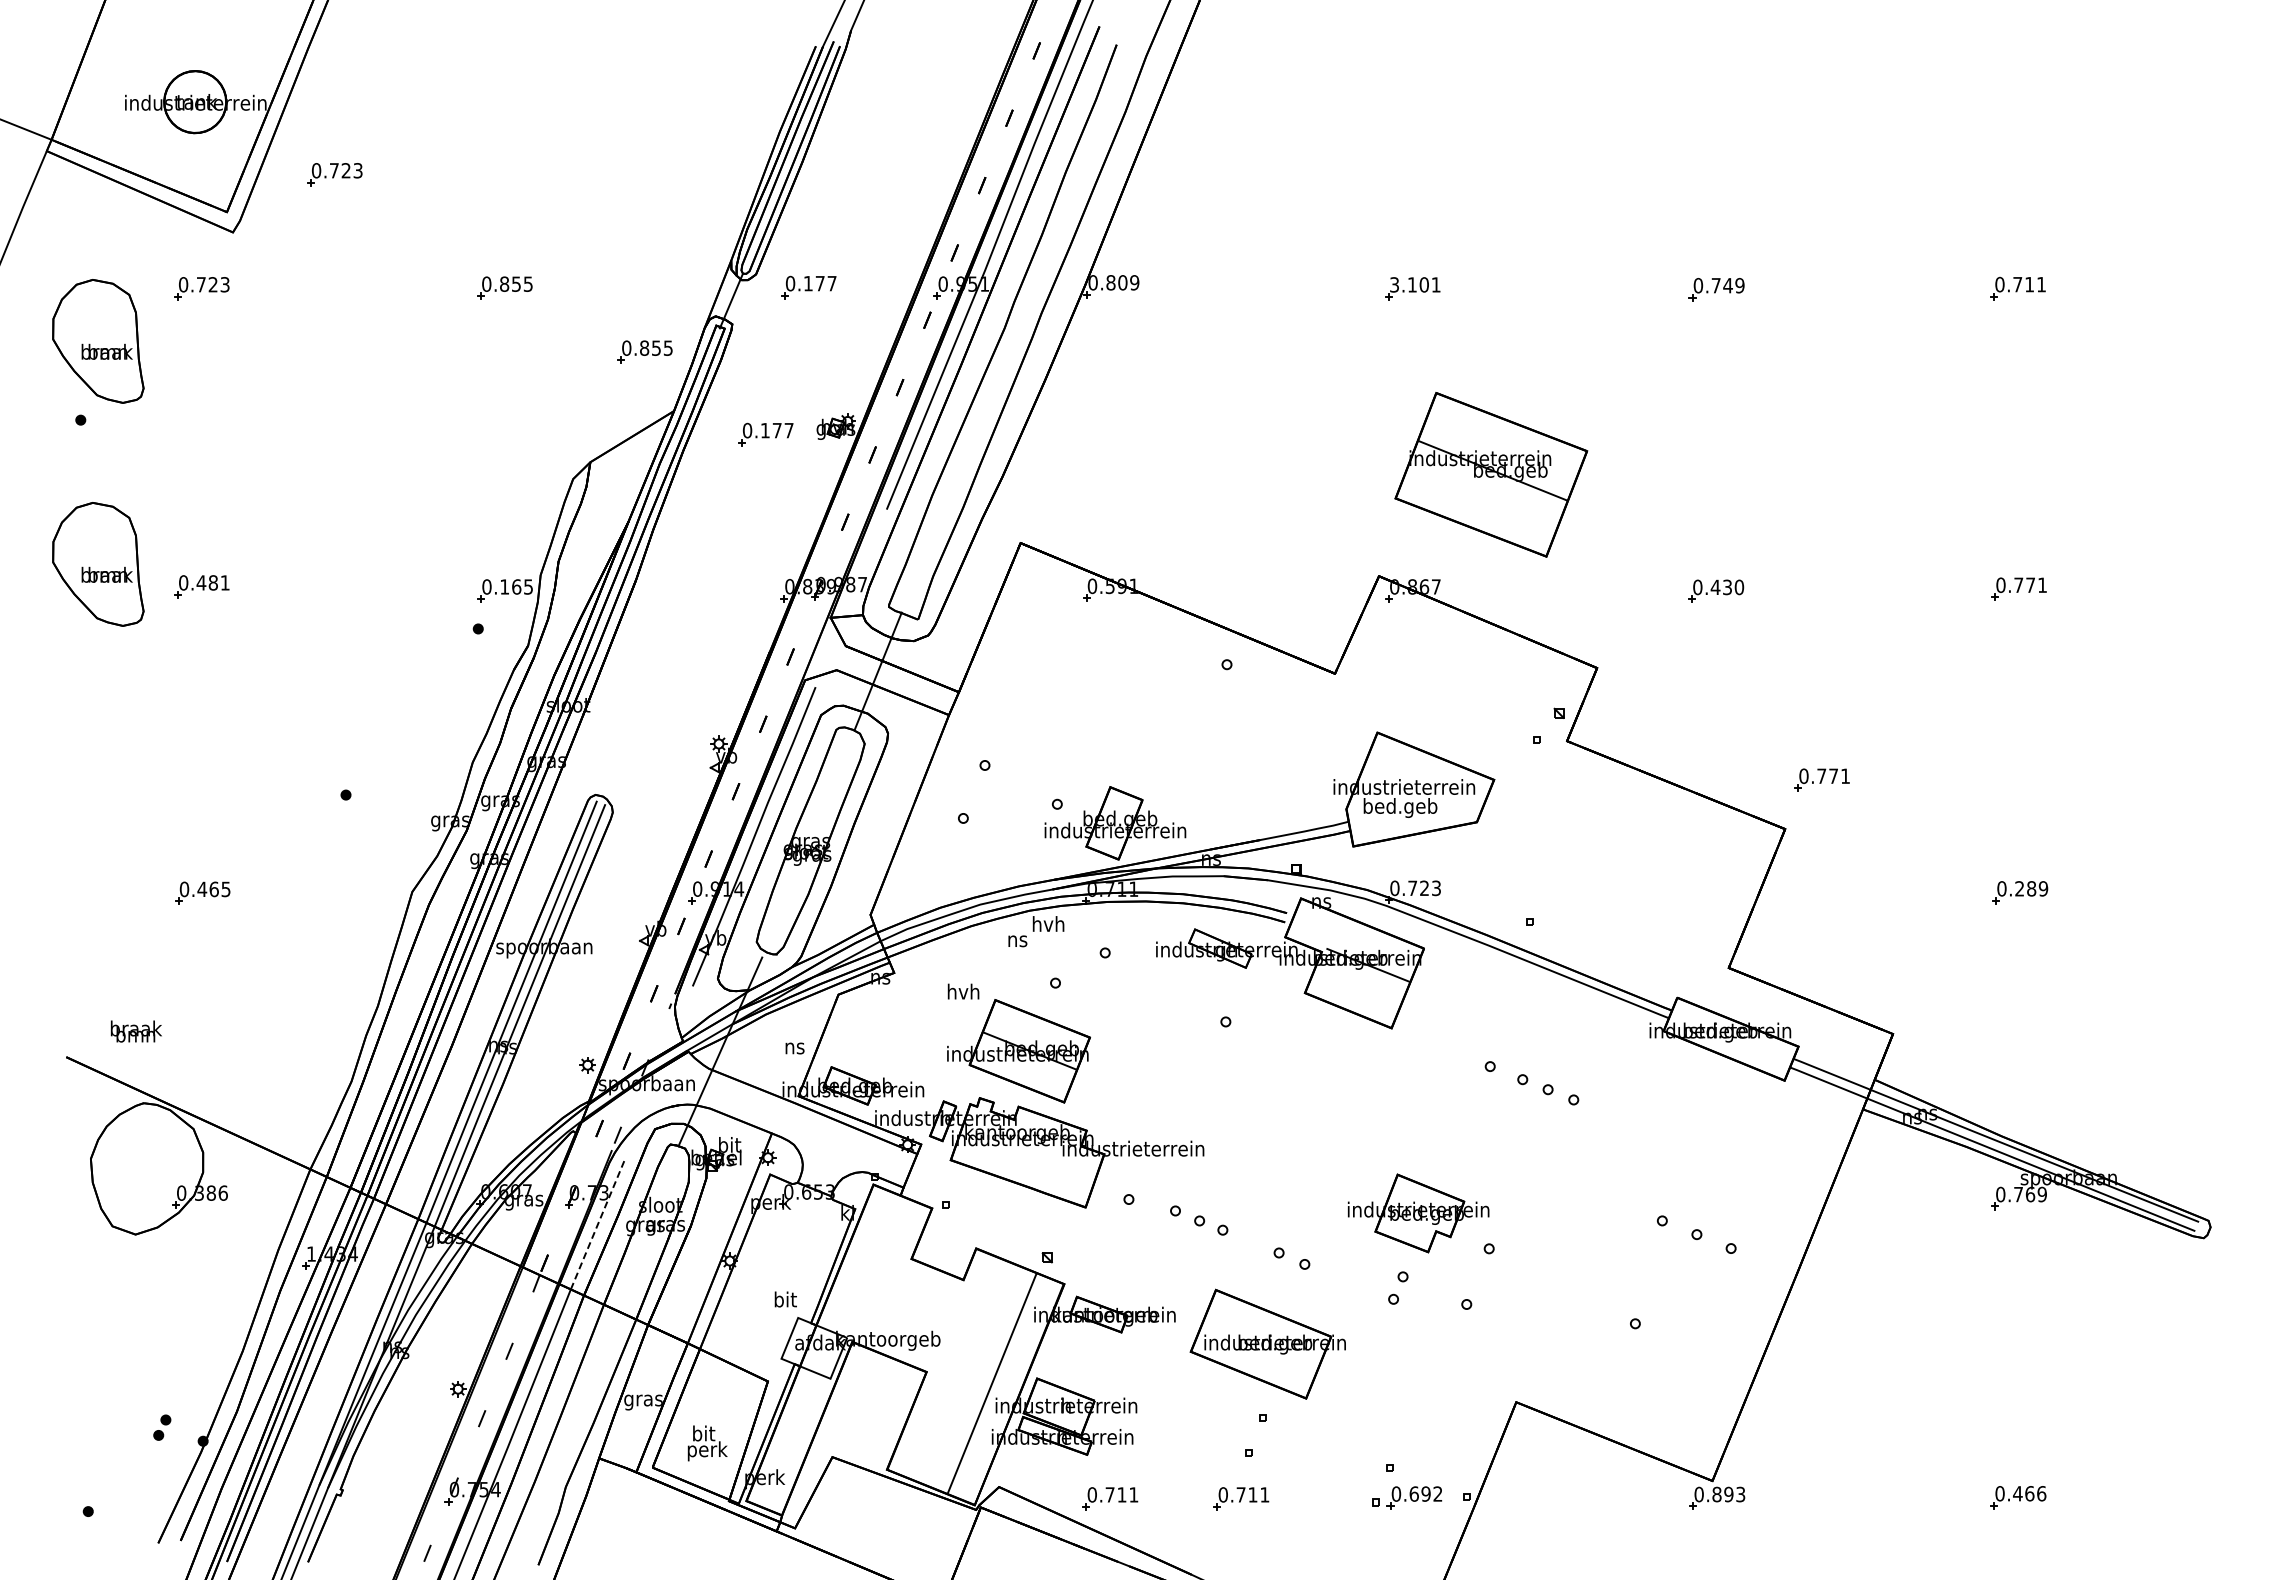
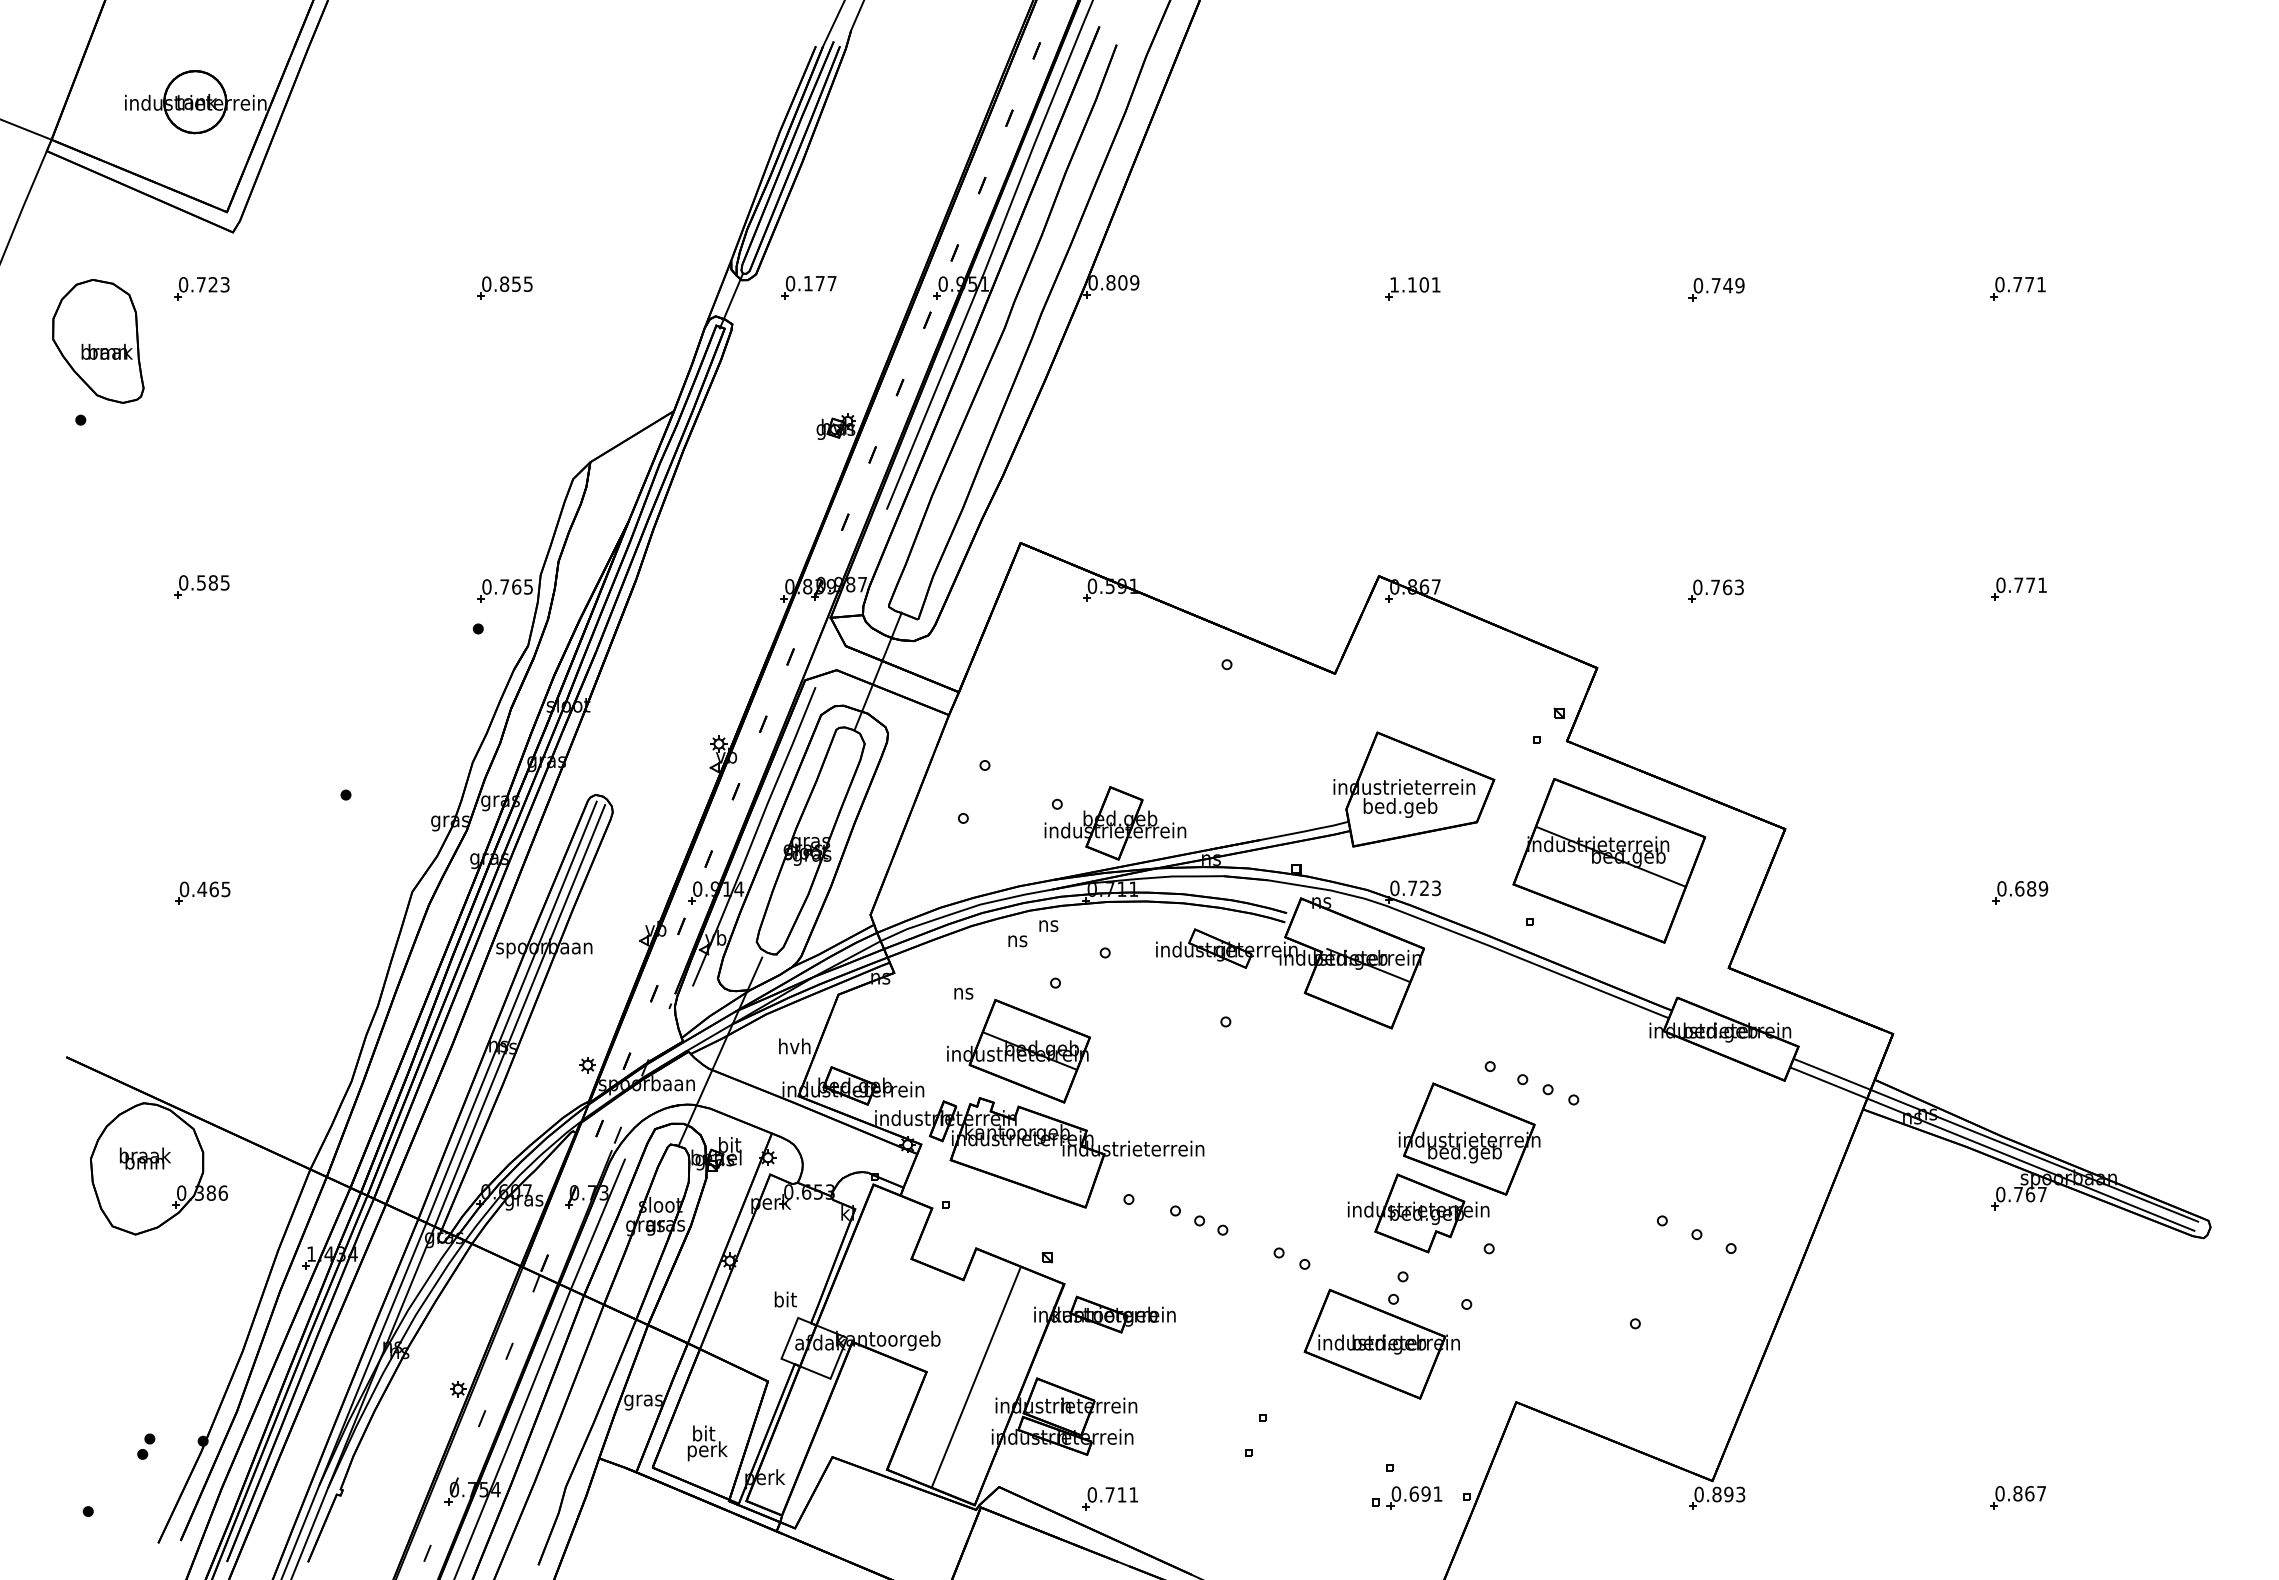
part: present -> none (334, 174)
text: 3.101 -> 1.101 (1394, 284)
text: 0.711 -> 0.771 (2029, 284)
part: present -> none (644, 351)
part: present -> none (765, 434)
part position: (1491, 474) -> (1609, 860) (1609, 860)
part: present -> none (98, 564)
text: 0.481 -> 0.585 (212, 582)
text: 0.165 -> 0.765 (504, 586)
text: 0.430 -> 0.763 (1727, 587)
part: present -> none (1821, 779)
text: 0.289 -> 0.689 (2019, 888)
text: hvh -> ns (1048, 924)
text: hvh -> ns (963, 991)
text position: (135, 1031) -> (144, 1158) (144, 1158)
text: ns -> hvh (794, 1046)
part: none -> present (1469, 1138)
text: 0.769 -> 0.767 (2041, 1194)
line: dashed -> solid (598, 1224)
part position: (1267, 1343) -> (1381, 1343) (1381, 1343)
line position: (992, 1382) -> (976, 1376) (976, 1376)
part position: (162, 1427) -> (146, 1446) (146, 1446)
text: 0.692 -> 0.691 (1437, 1493)
text: 0.466 -> 0.867 (2029, 1493)
part: present -> none (1241, 1498)
